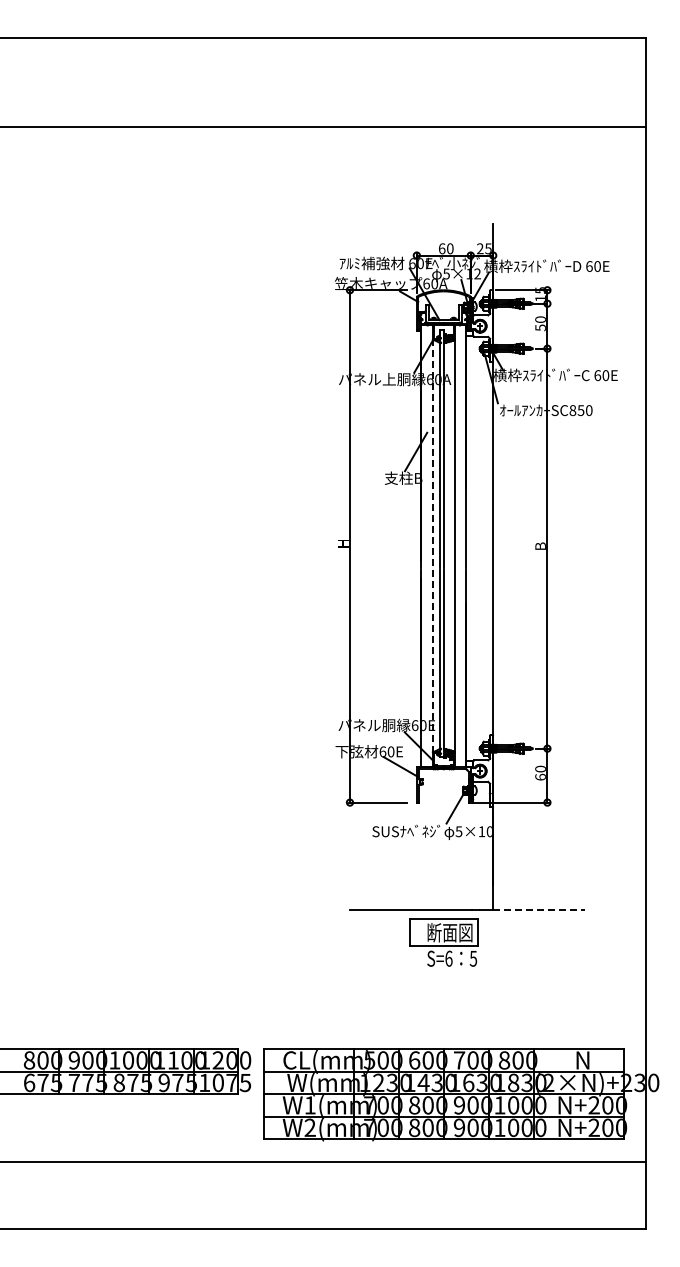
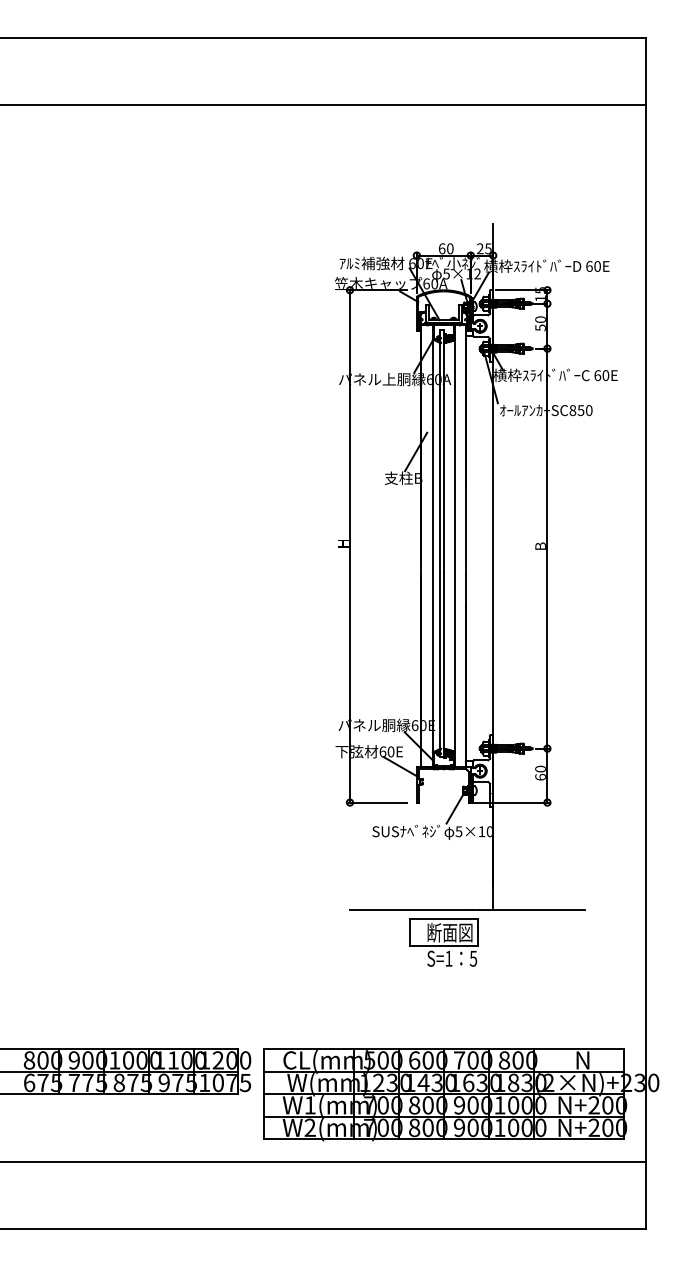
line position: (324, 127) -> (324, 105) (324, 105)
line: dashed -> solid (432, 545)
line: dashed -> solid (538, 910)
text: S=6 -> S=1 (448, 958)
